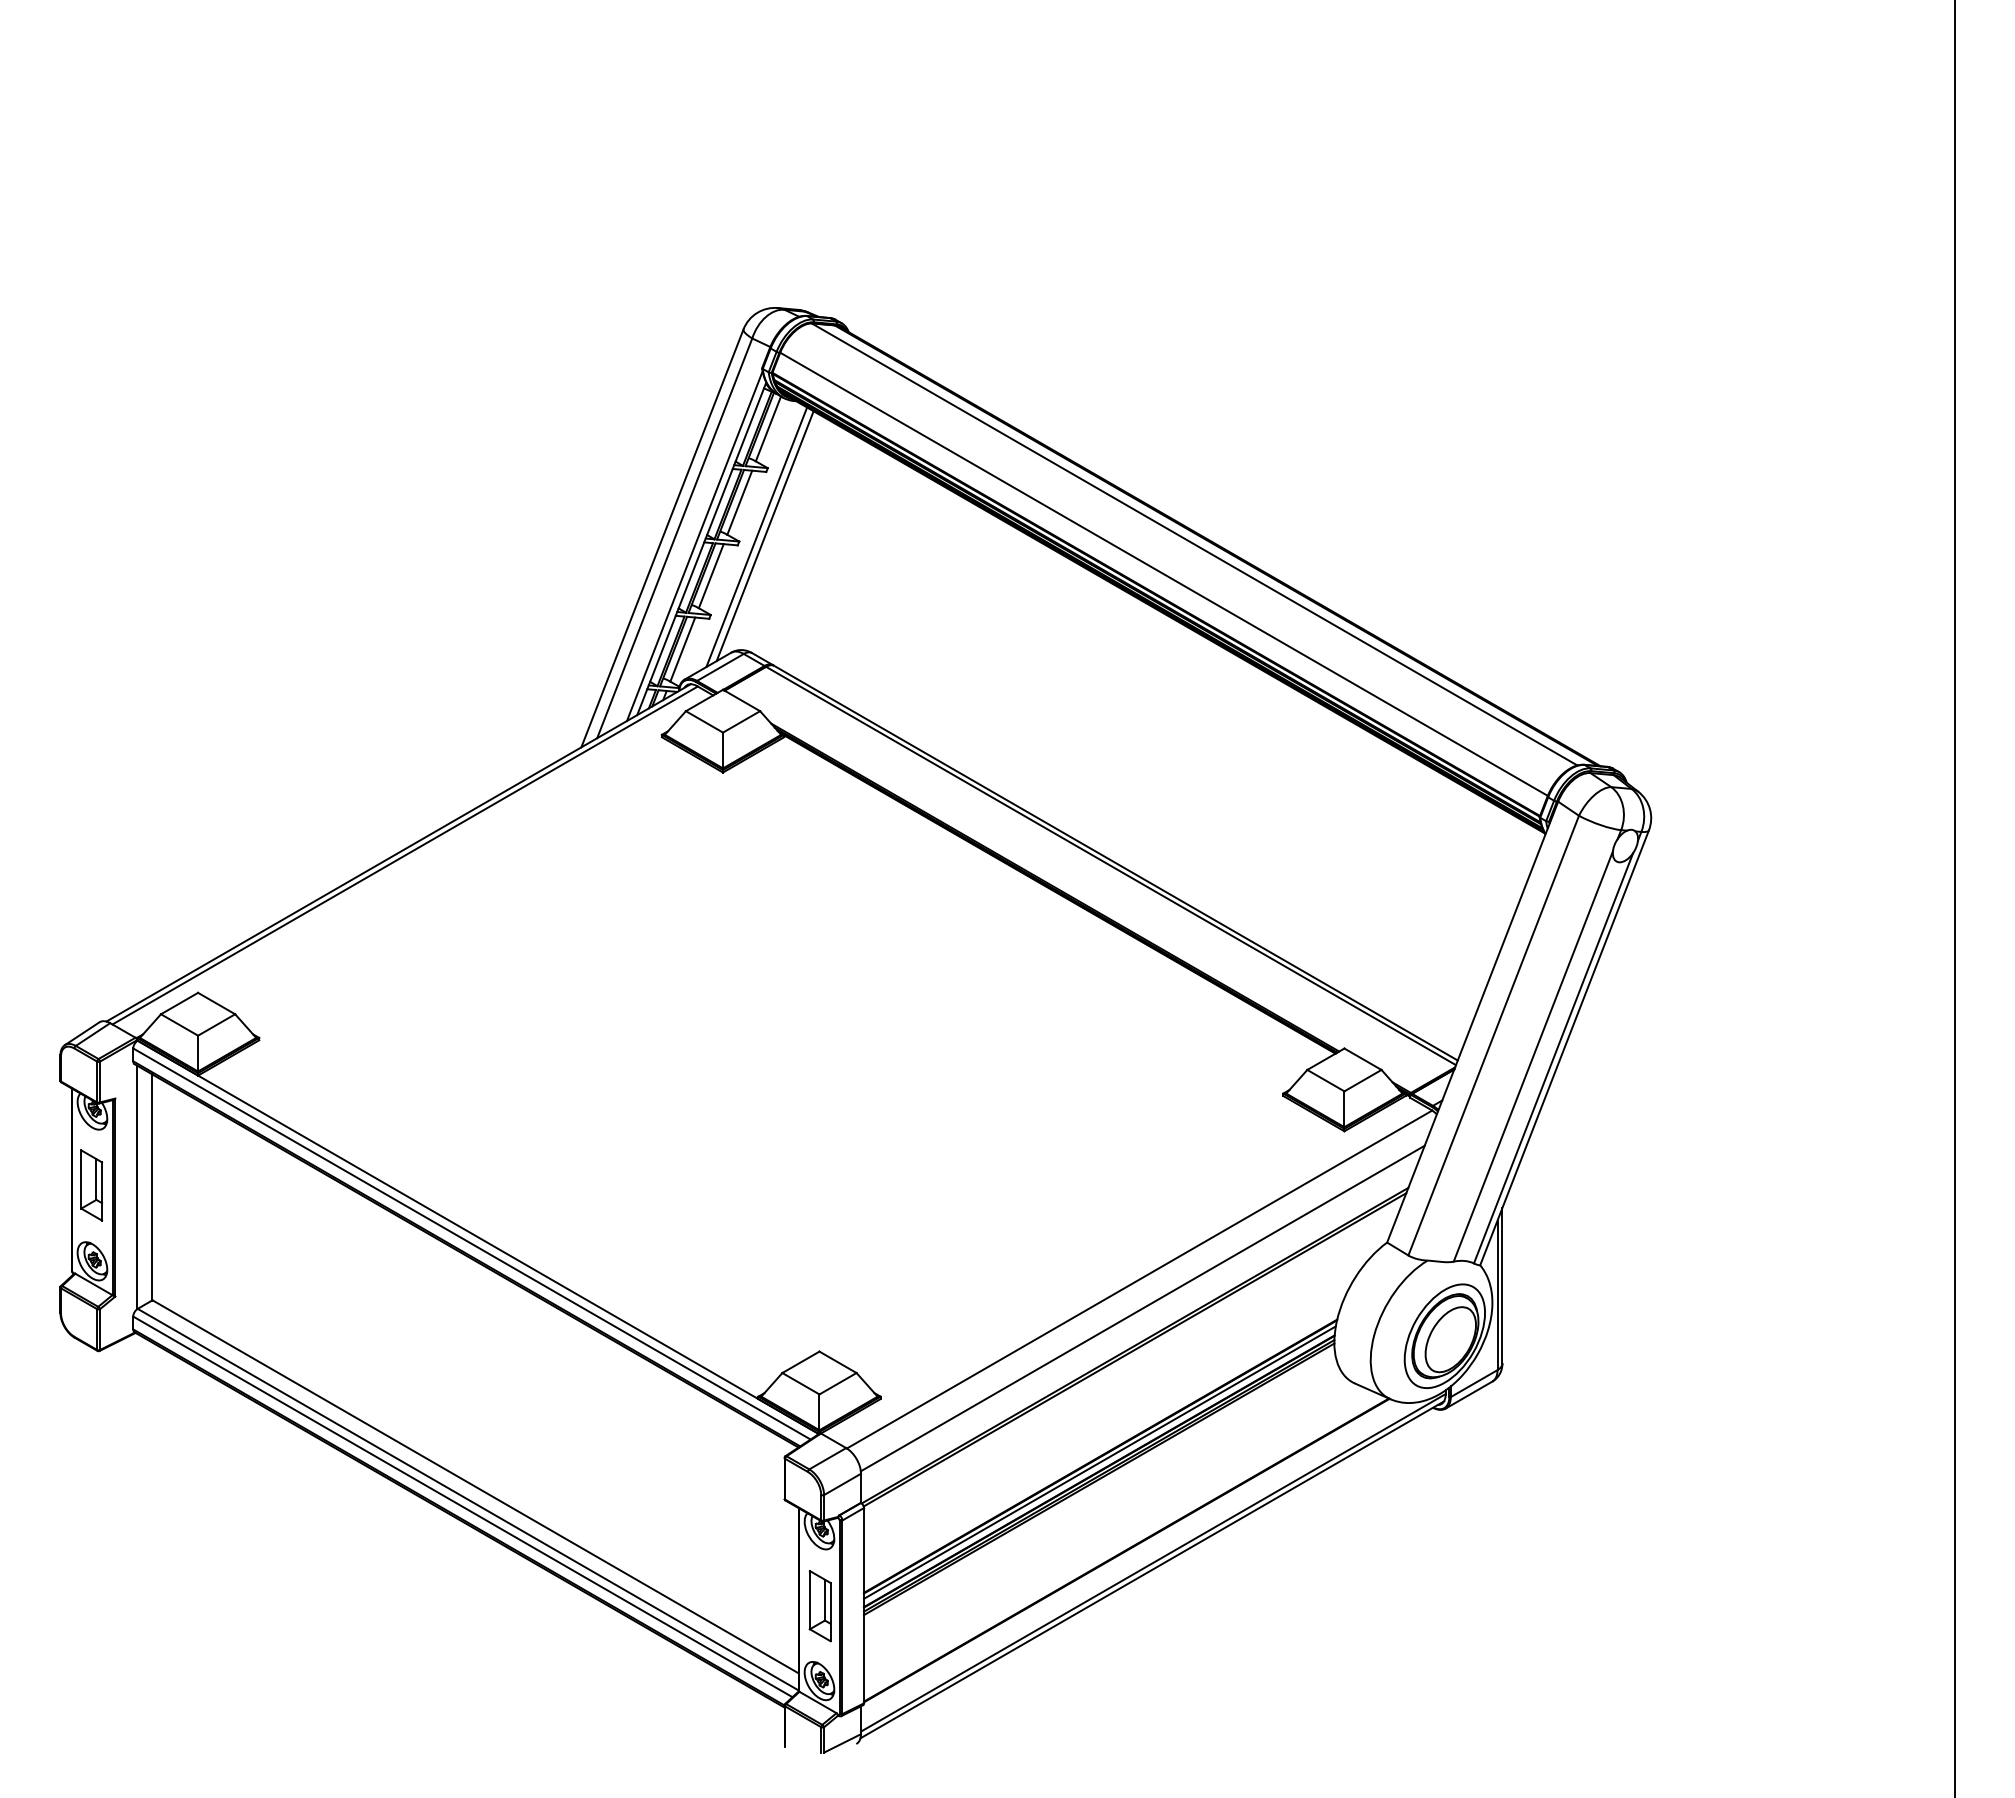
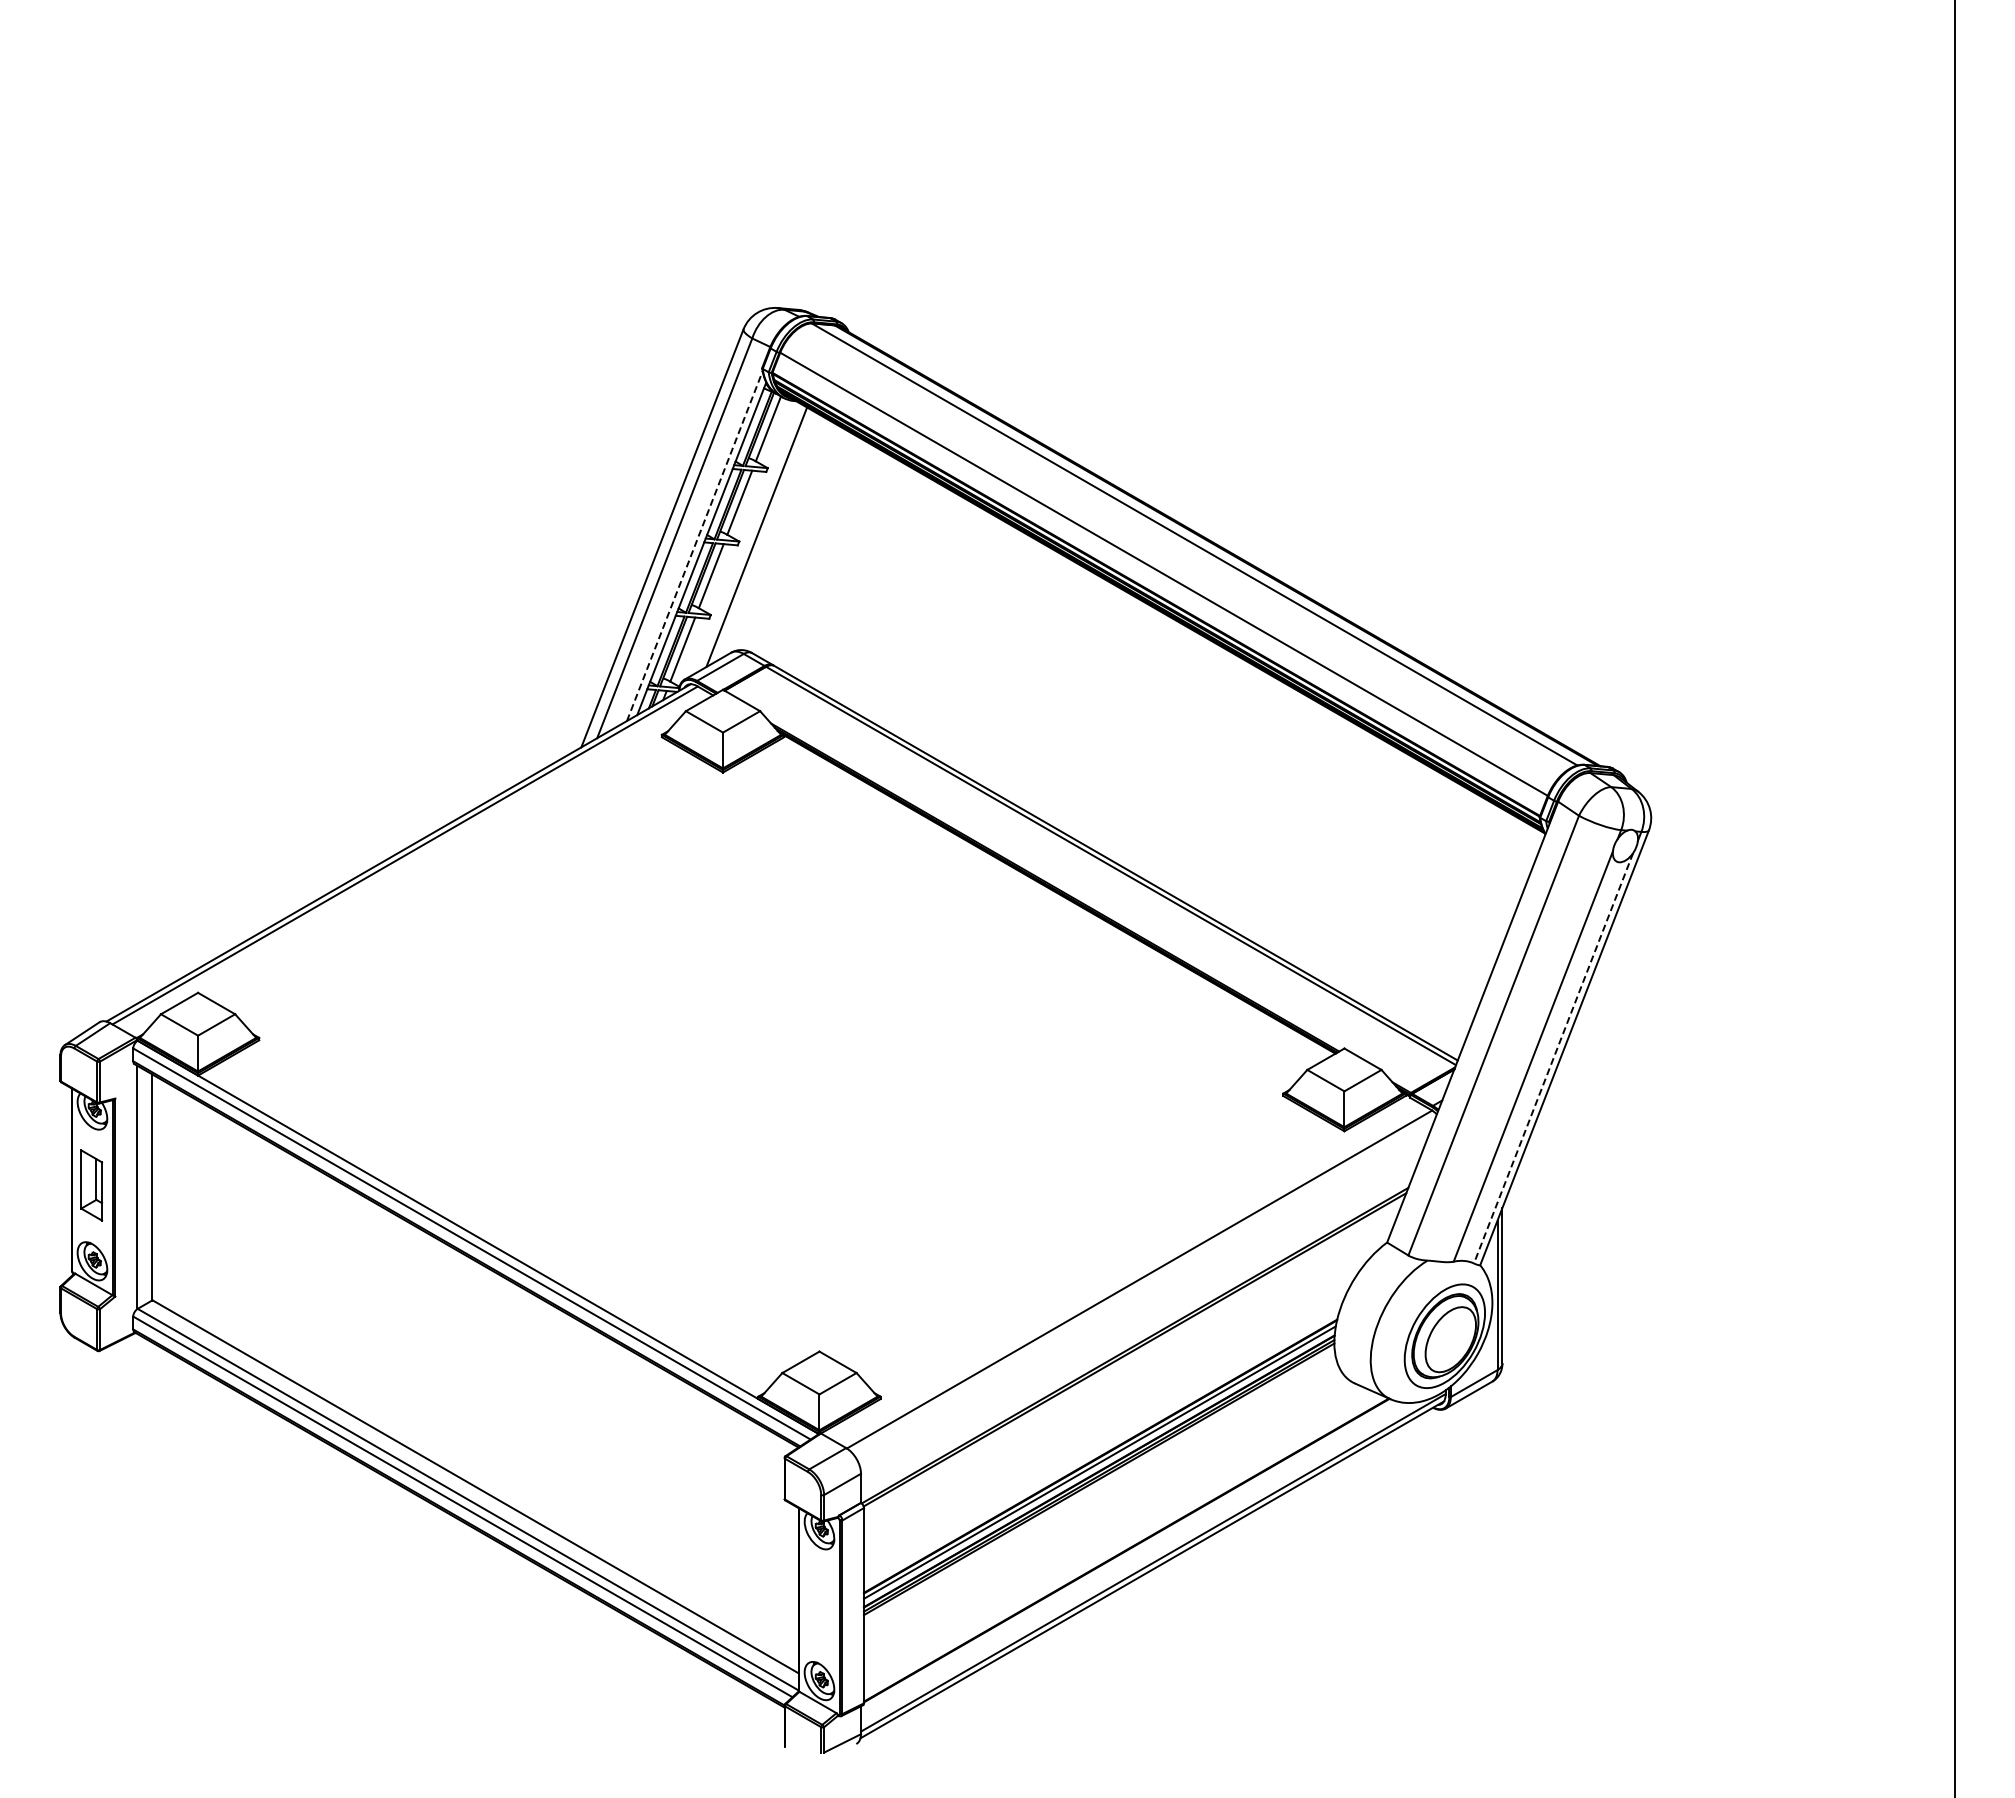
line: present -> none (764, 536)
line: solid -> dashed (694, 546)
line: solid -> dashed (1553, 1058)
line: present -> none (1142, 1308)
part: present -> none (819, 1606)
